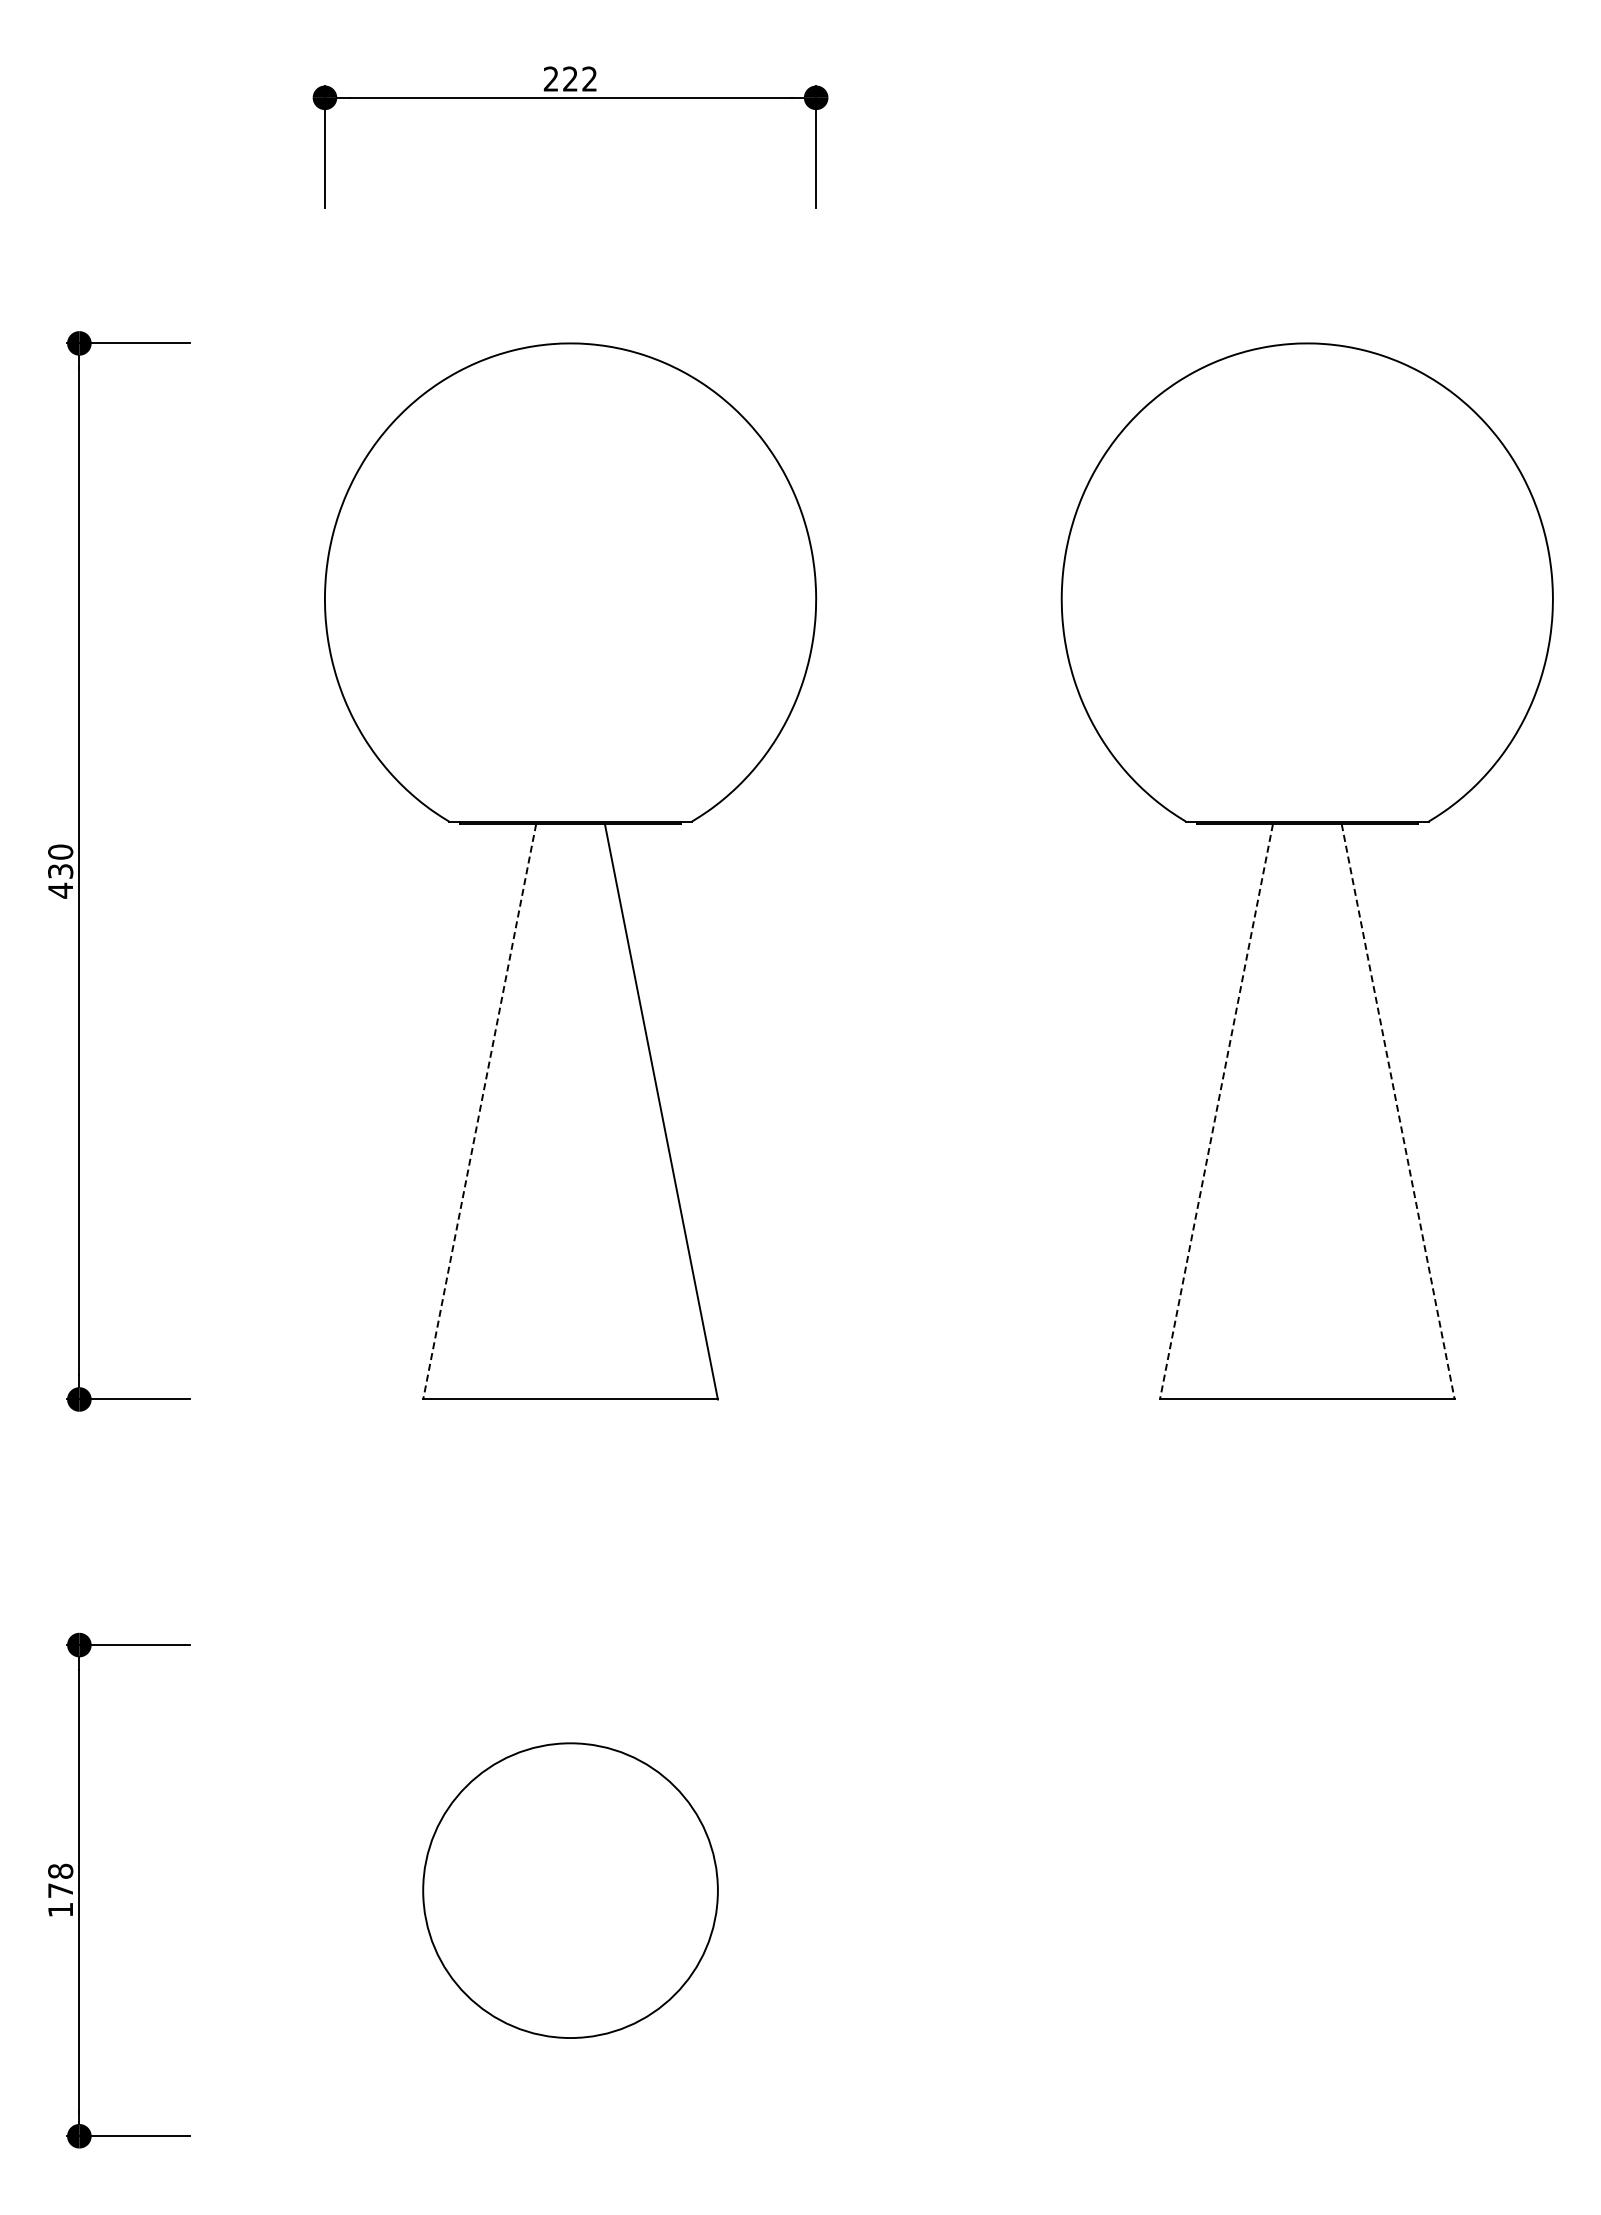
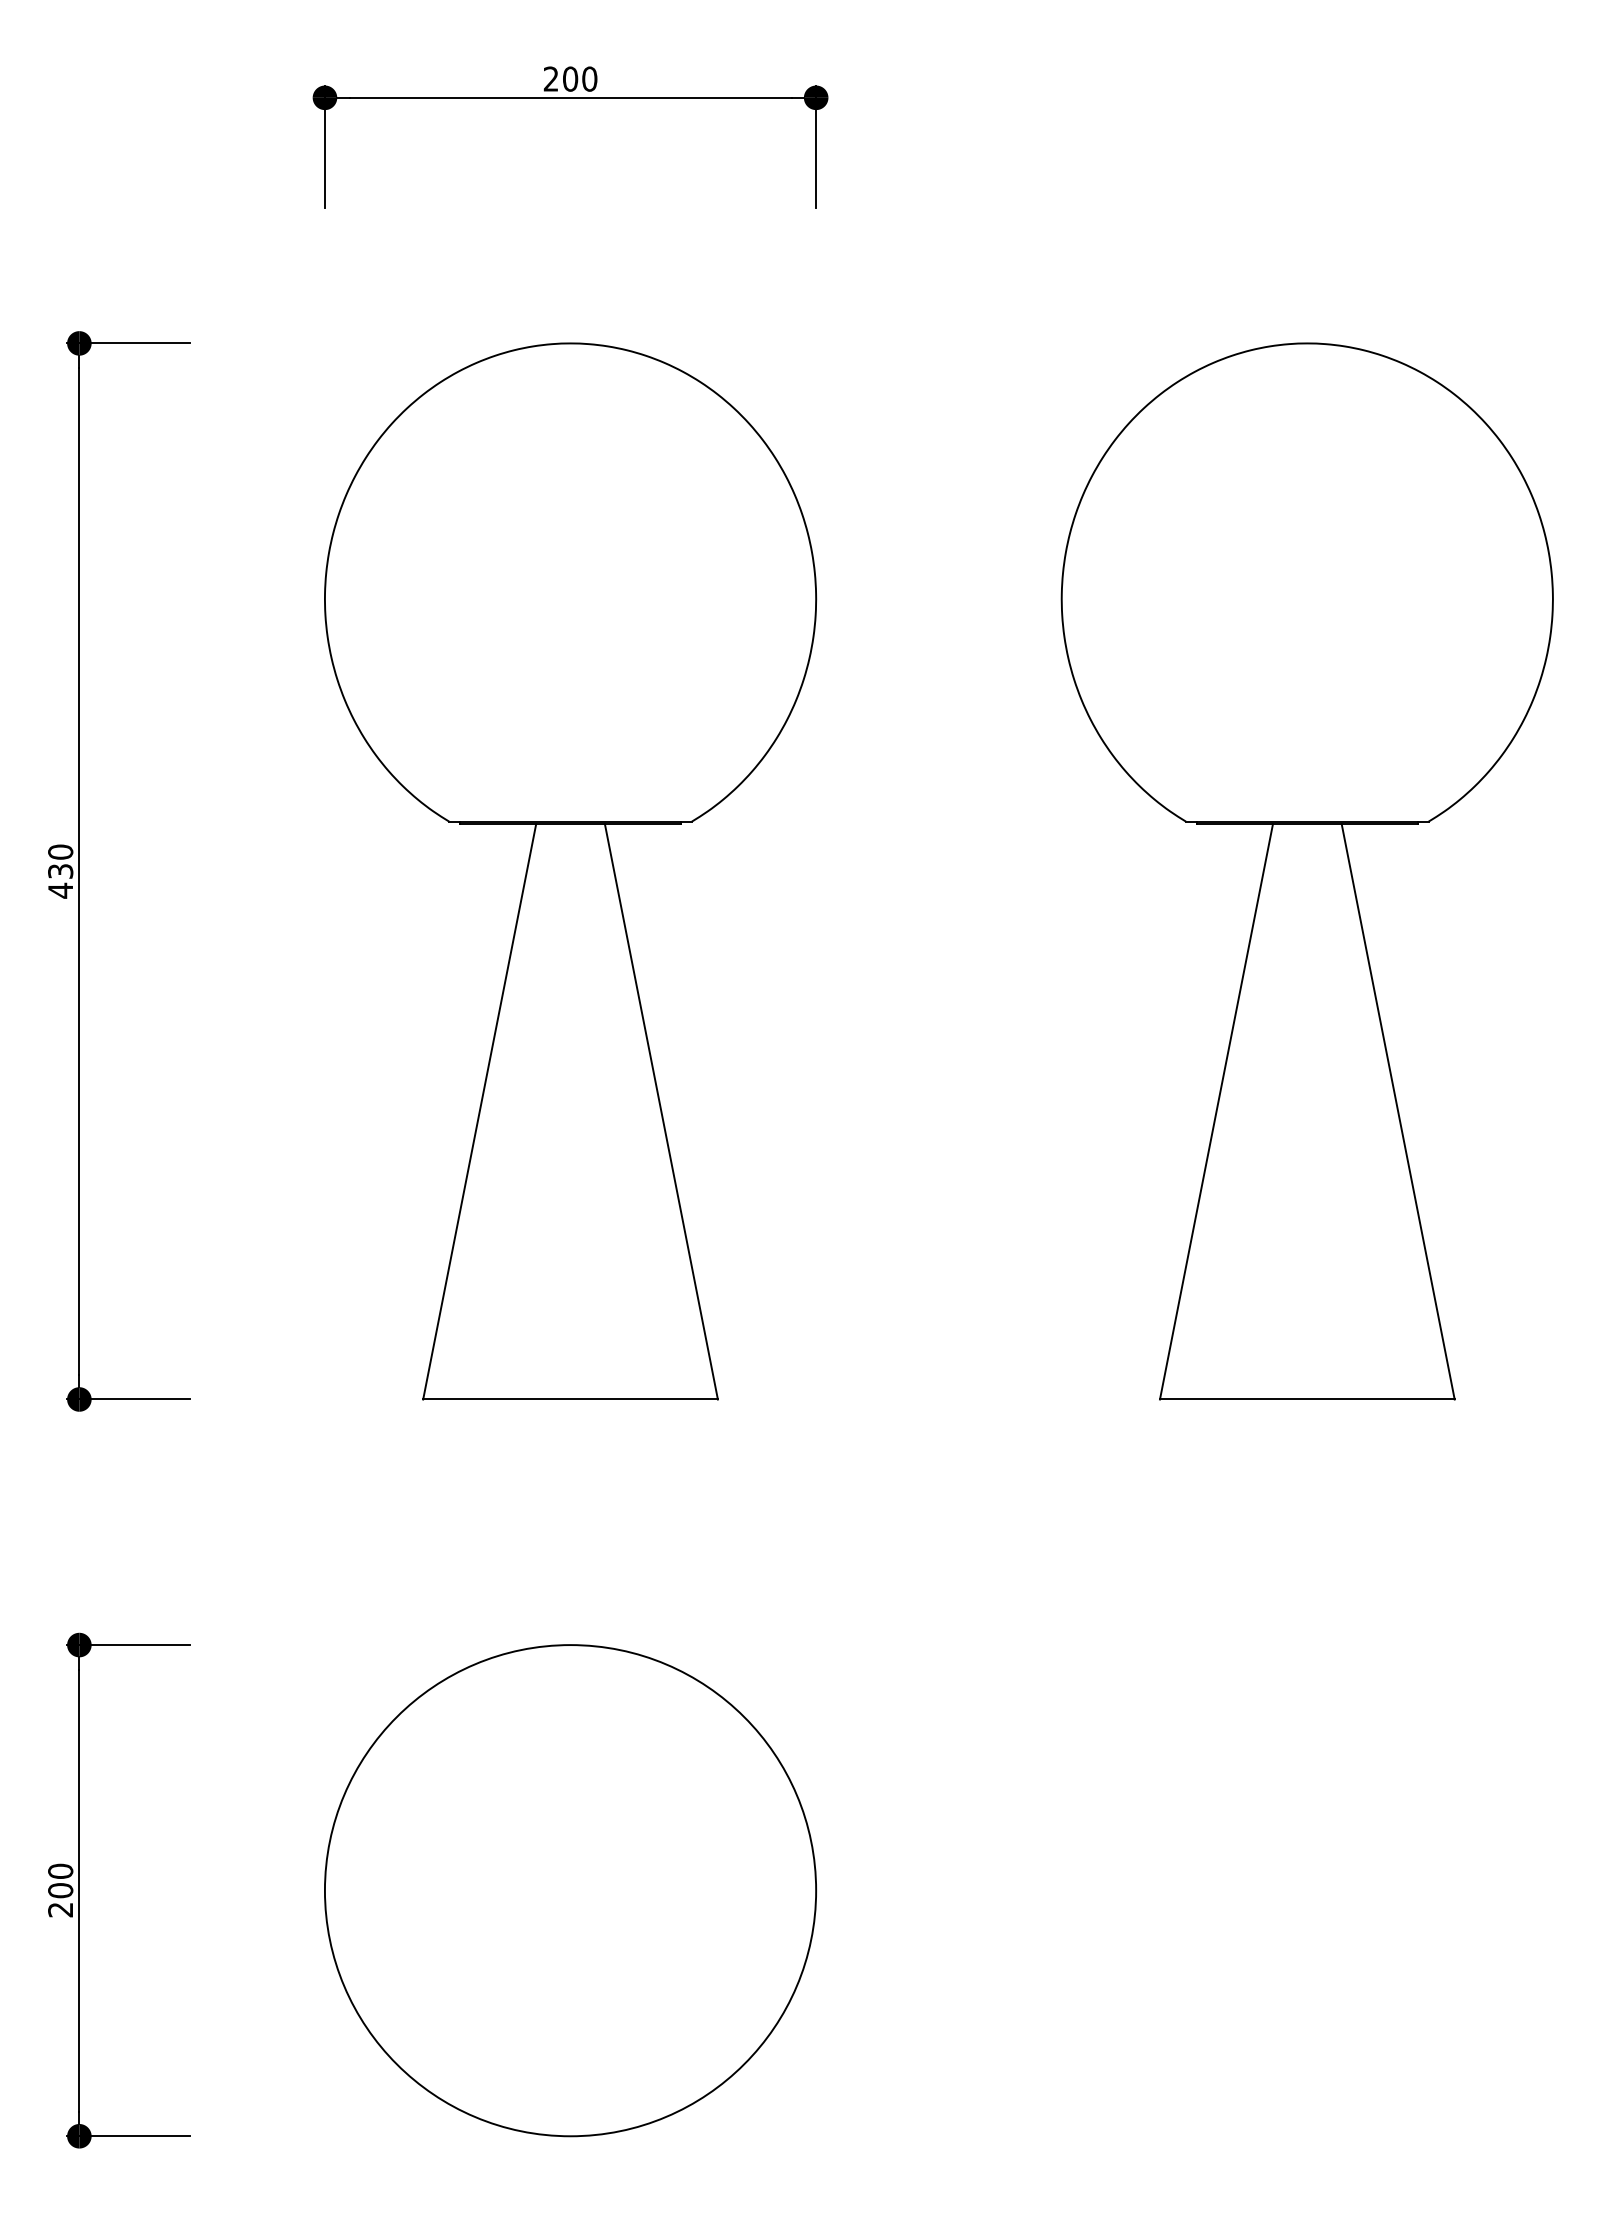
text: 222 -> 200 (580, 78)
line: dashed -> solid (479, 1112)
line: dashed -> solid (1216, 1112)
line: dashed -> solid (1398, 1112)
text: 178 -> 200 (60, 1890)
circle diameter: 295 px -> 491 px (570, 1890)
